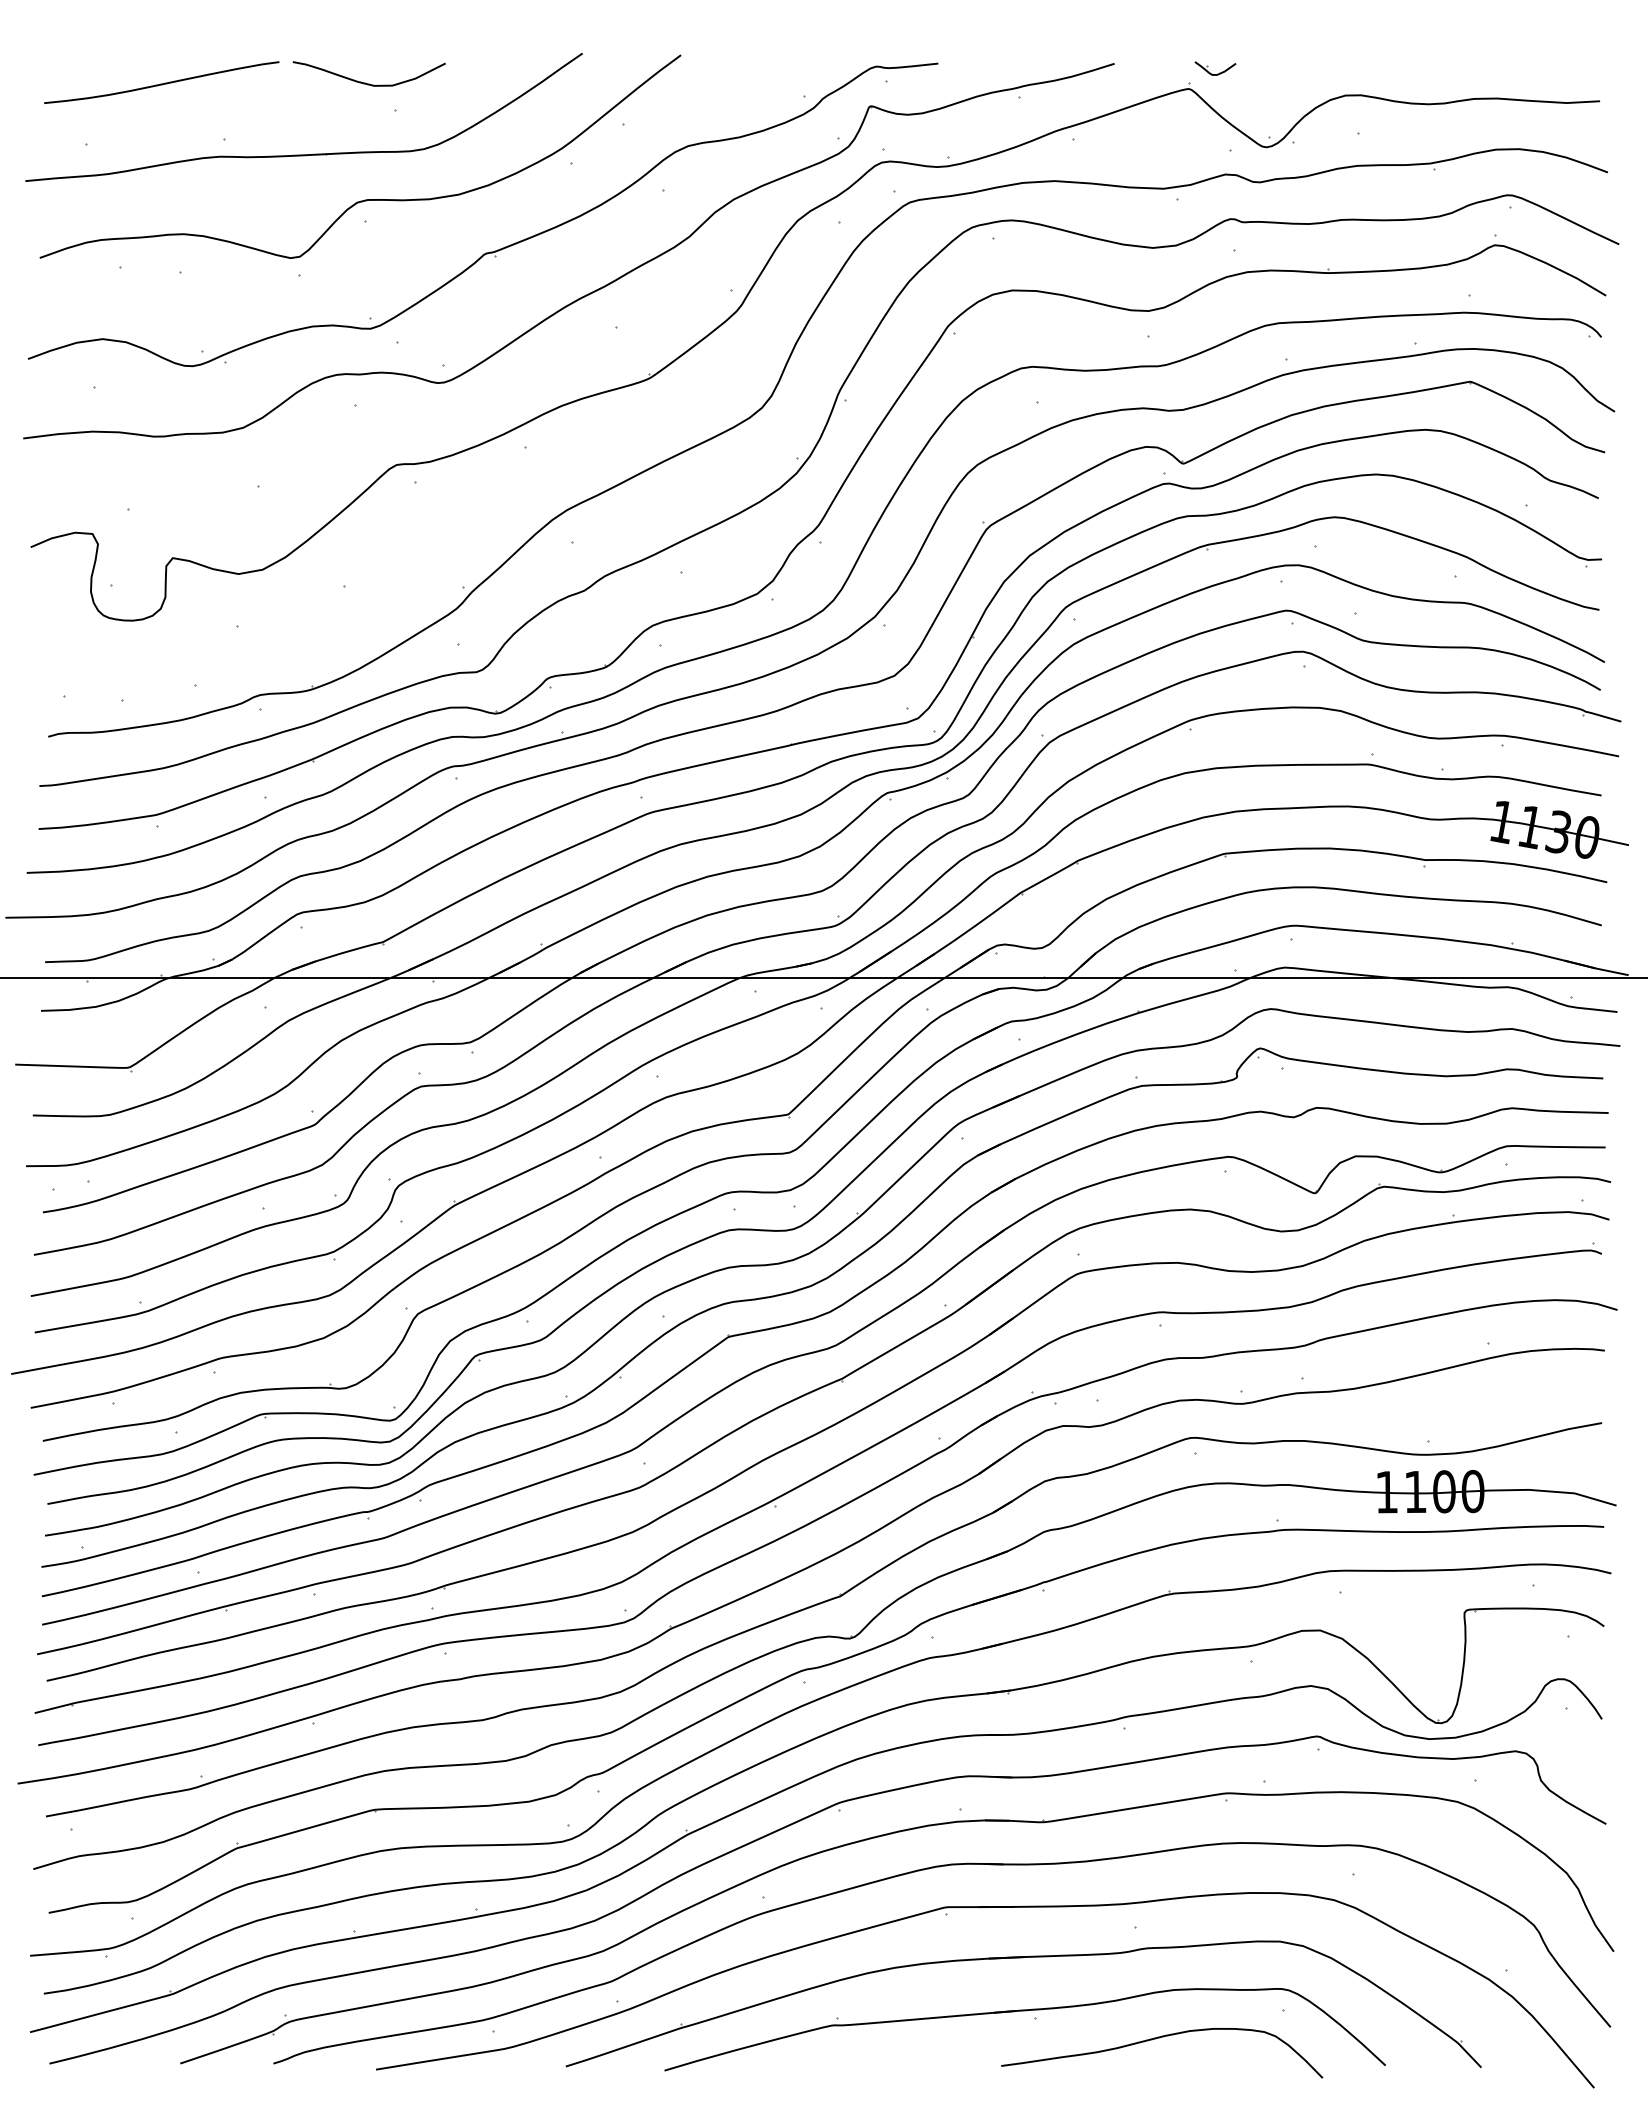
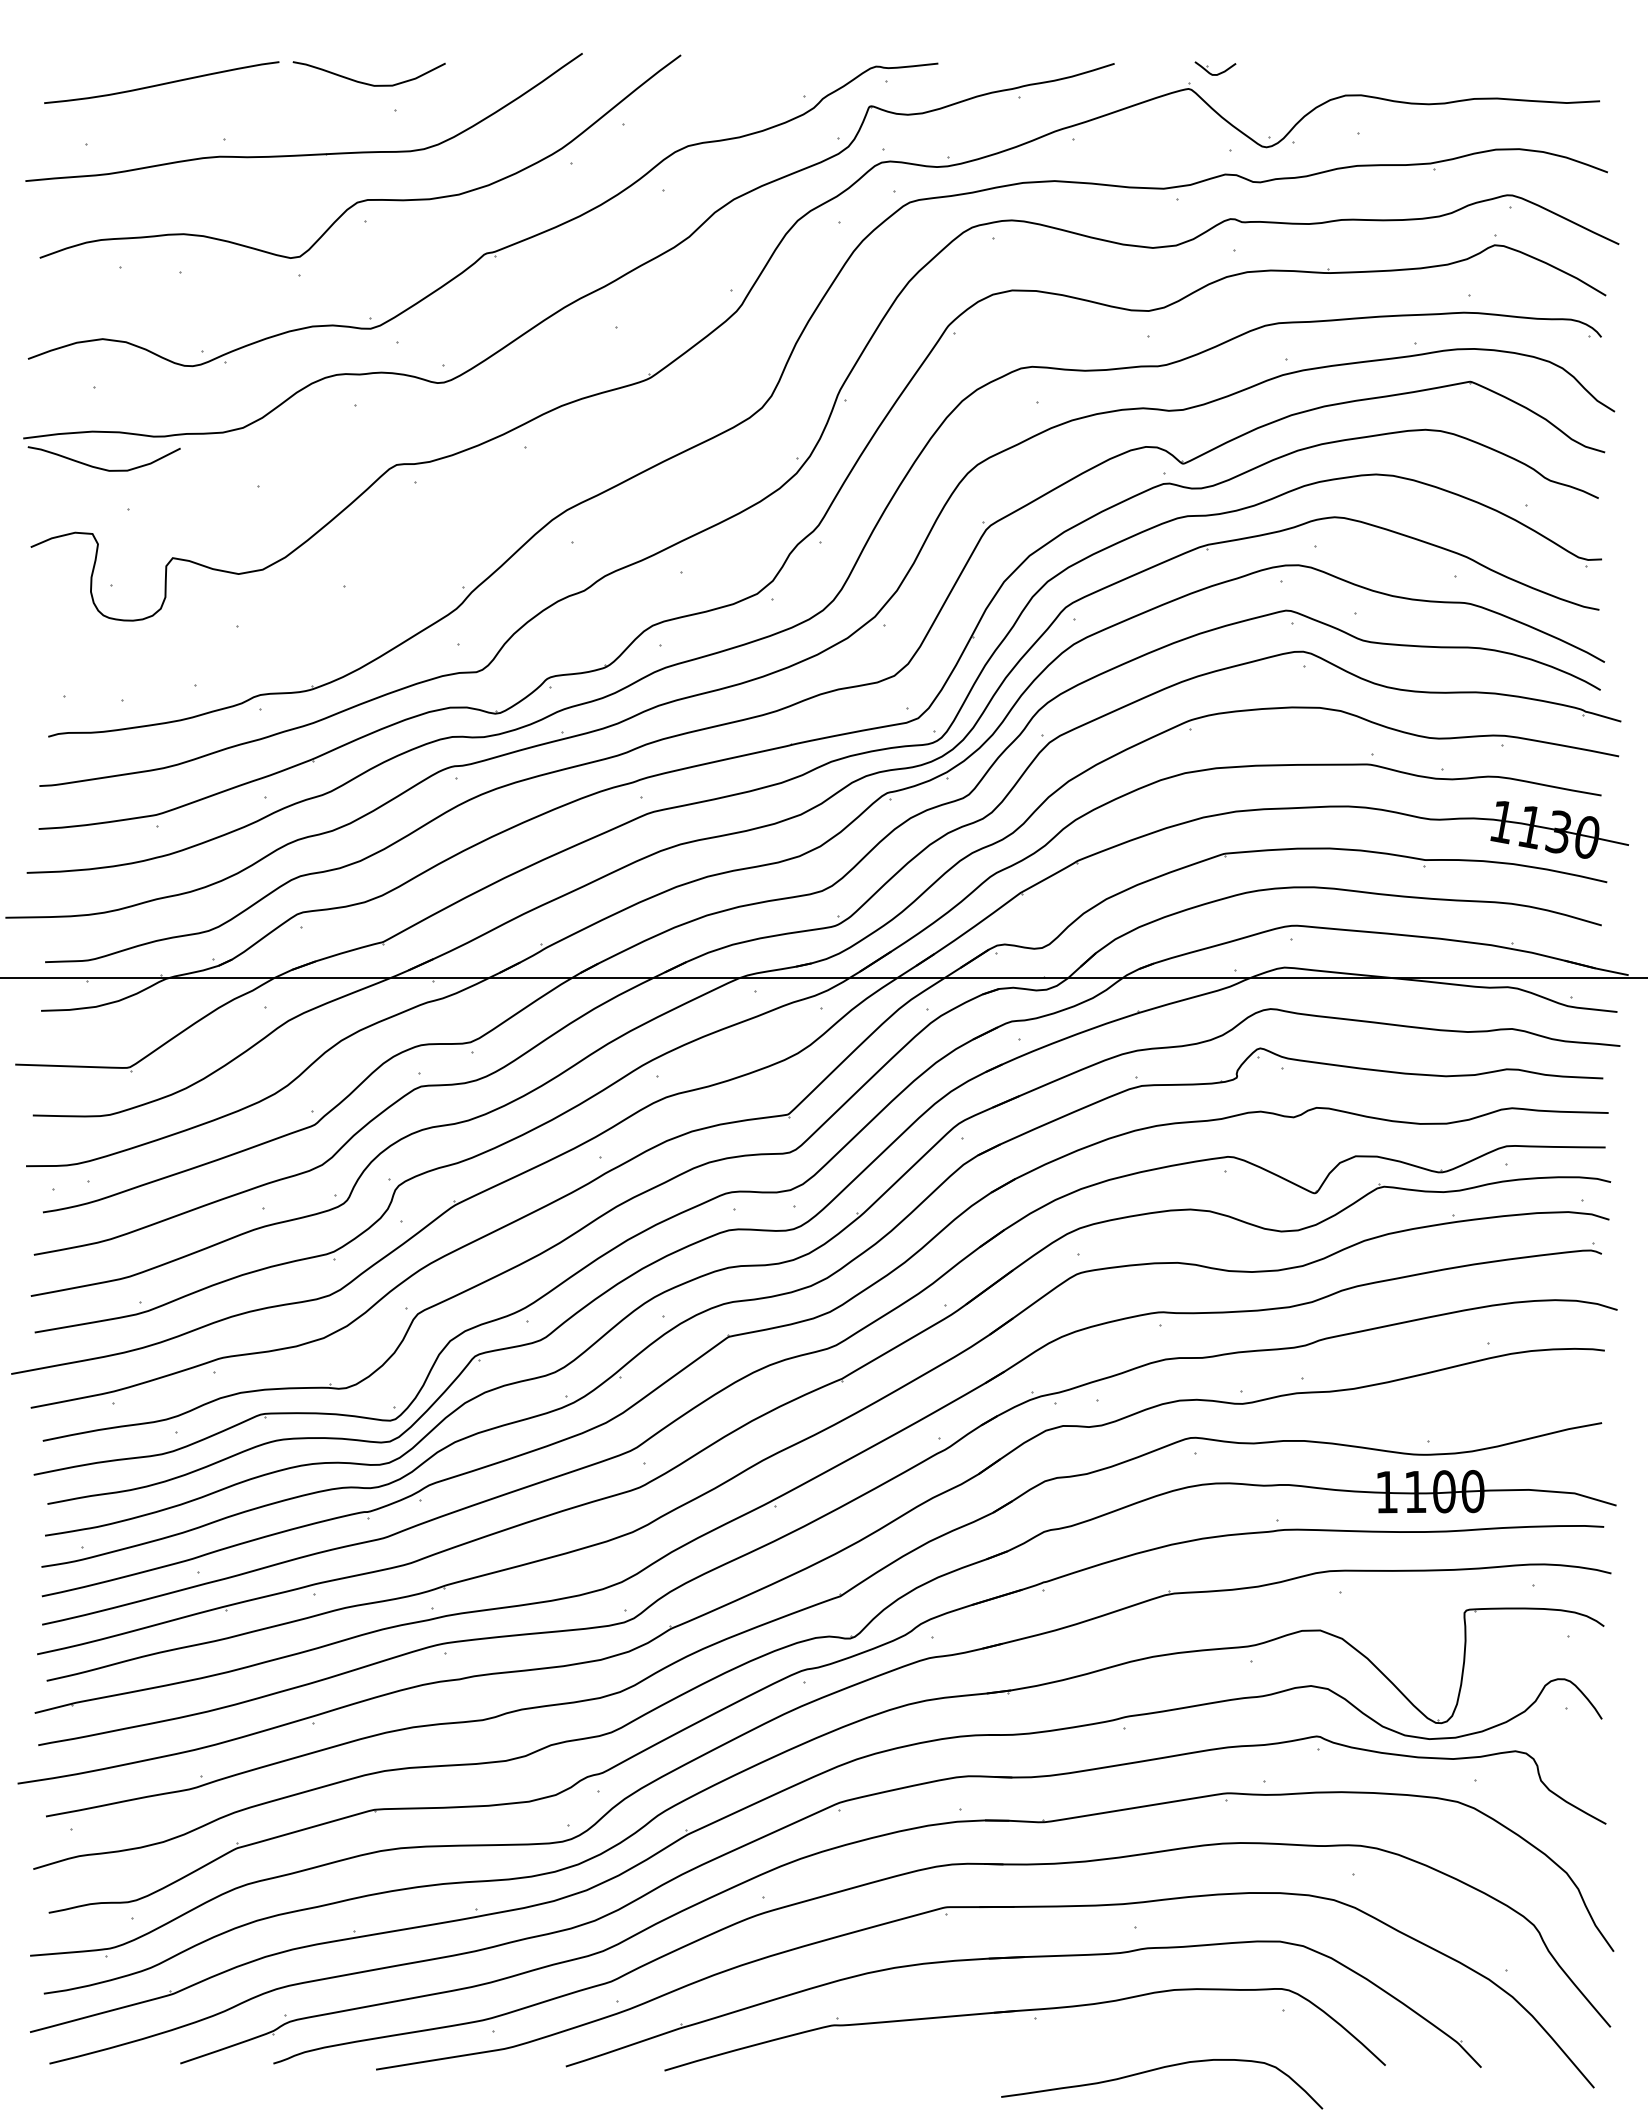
curve: none -> present (100, 467)
curve position: (1159, 2038) -> (1159, 2069) (1159, 2069)
